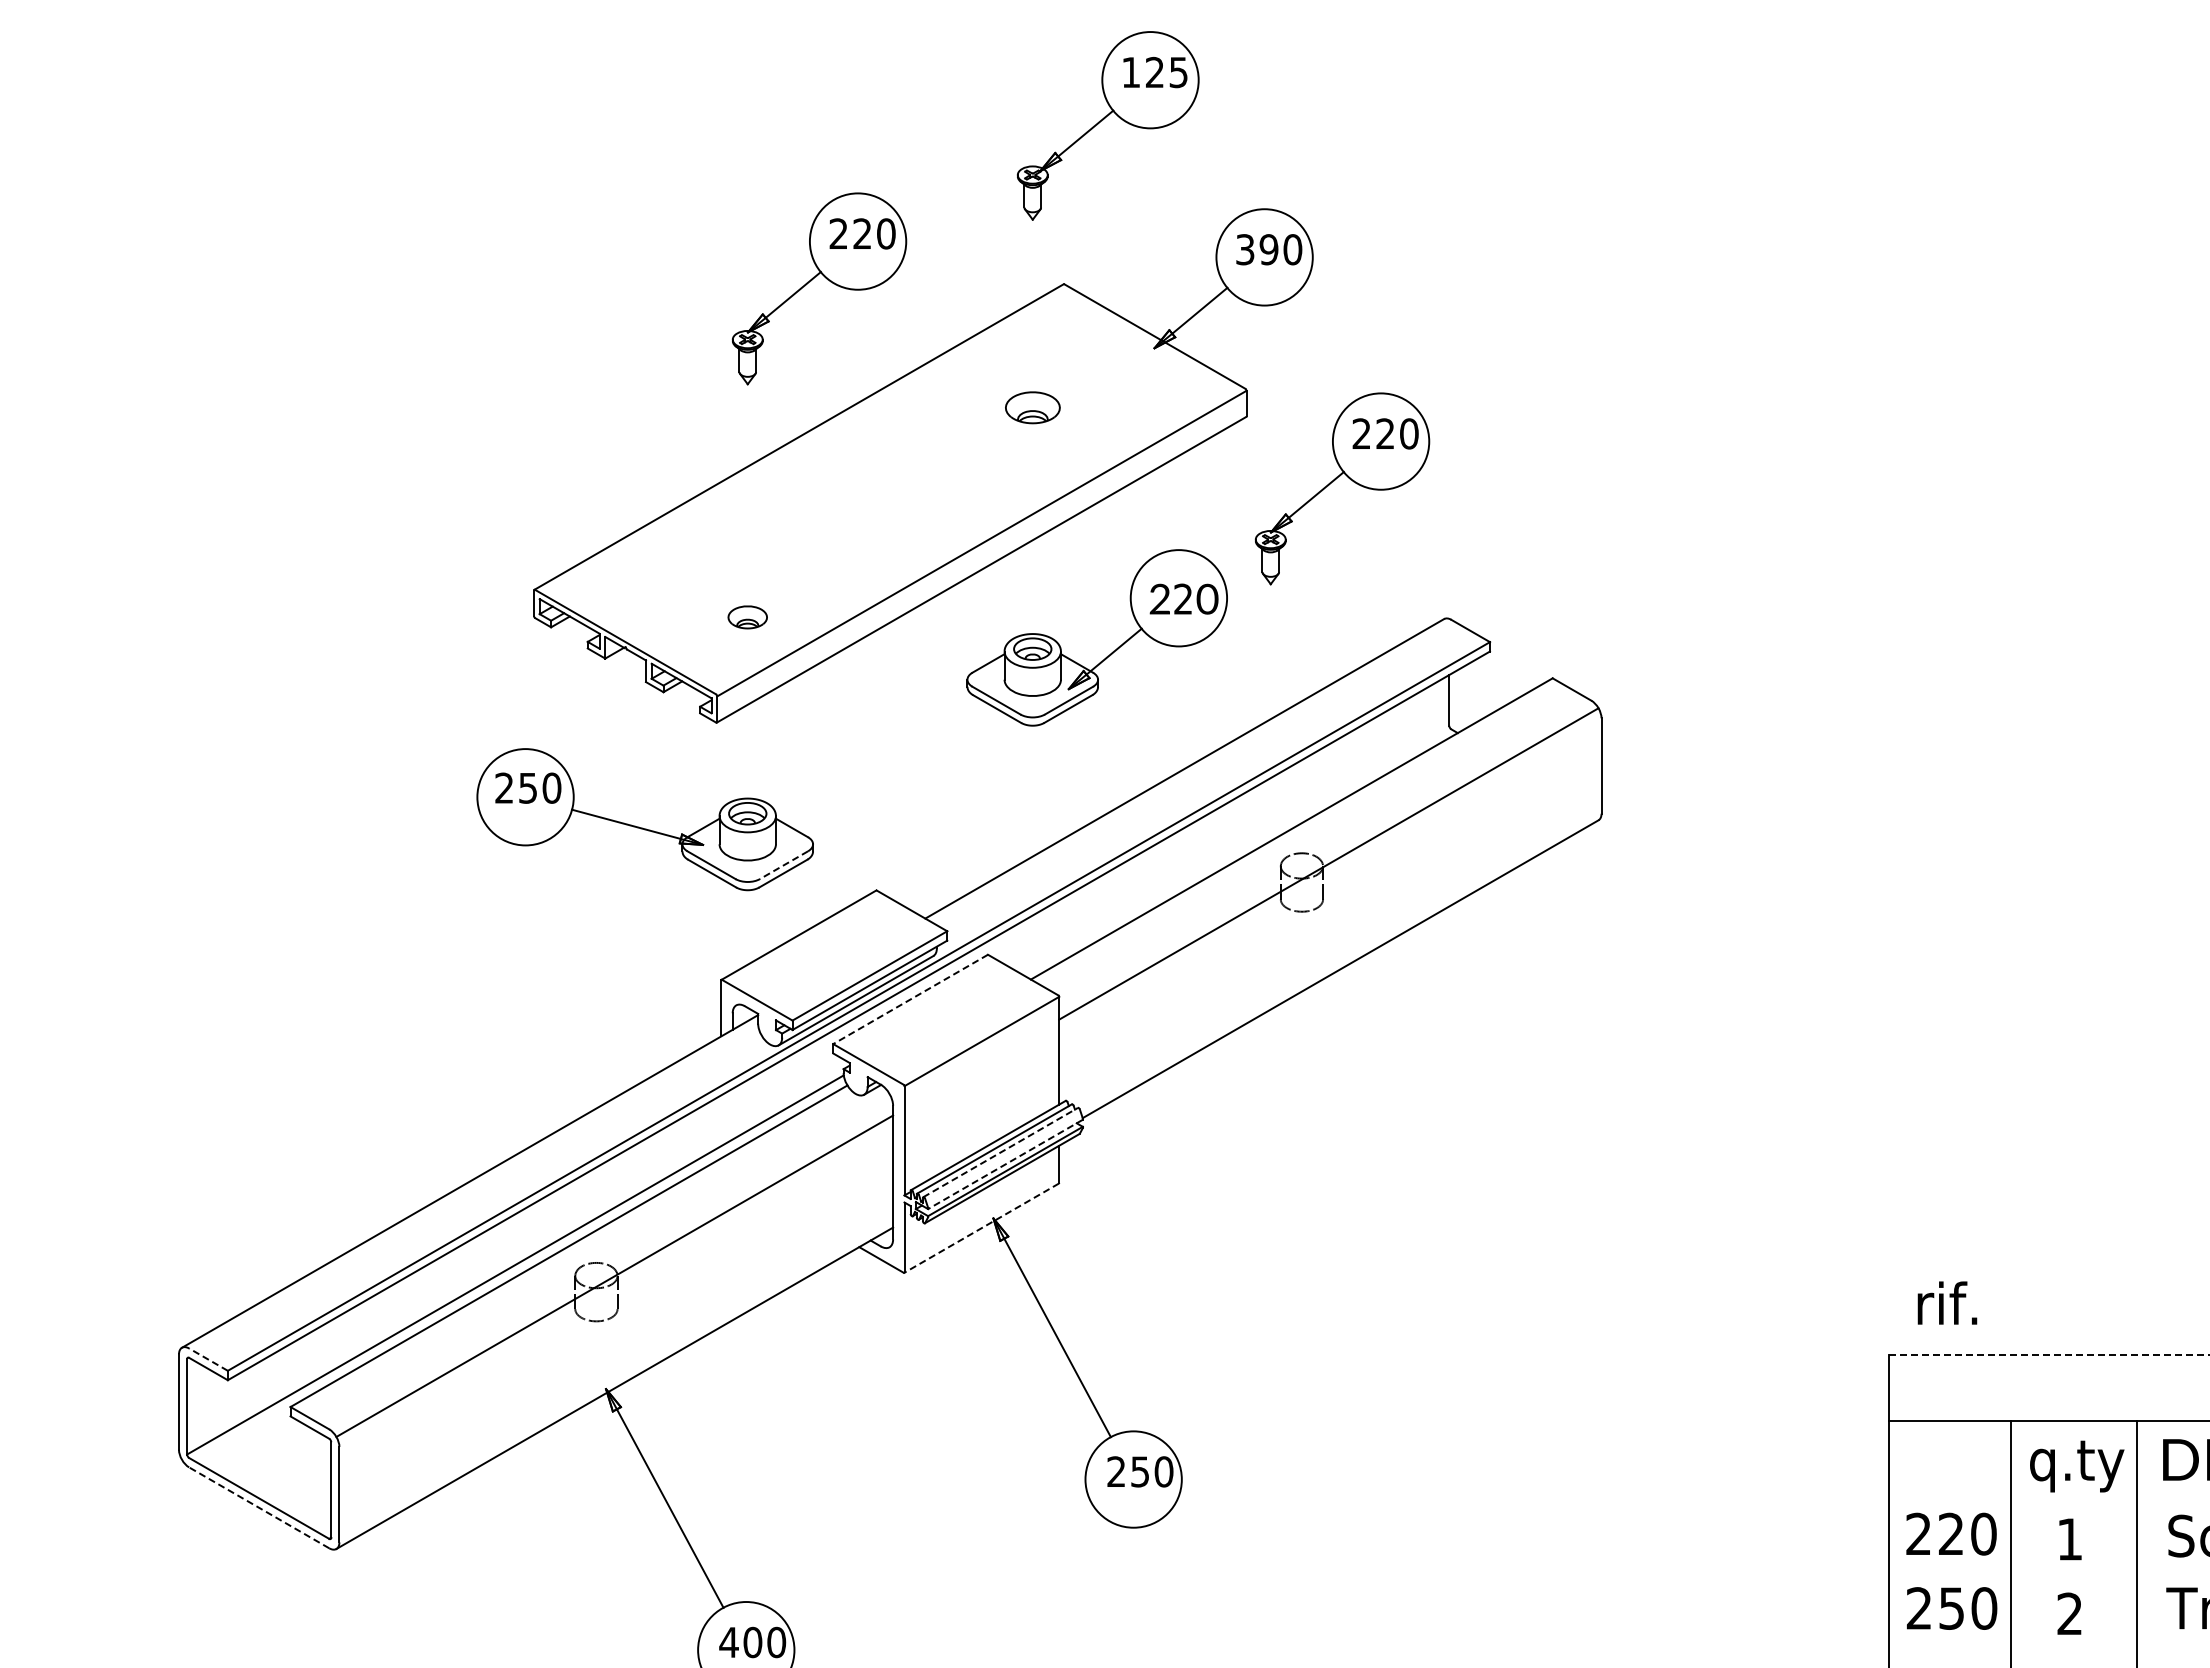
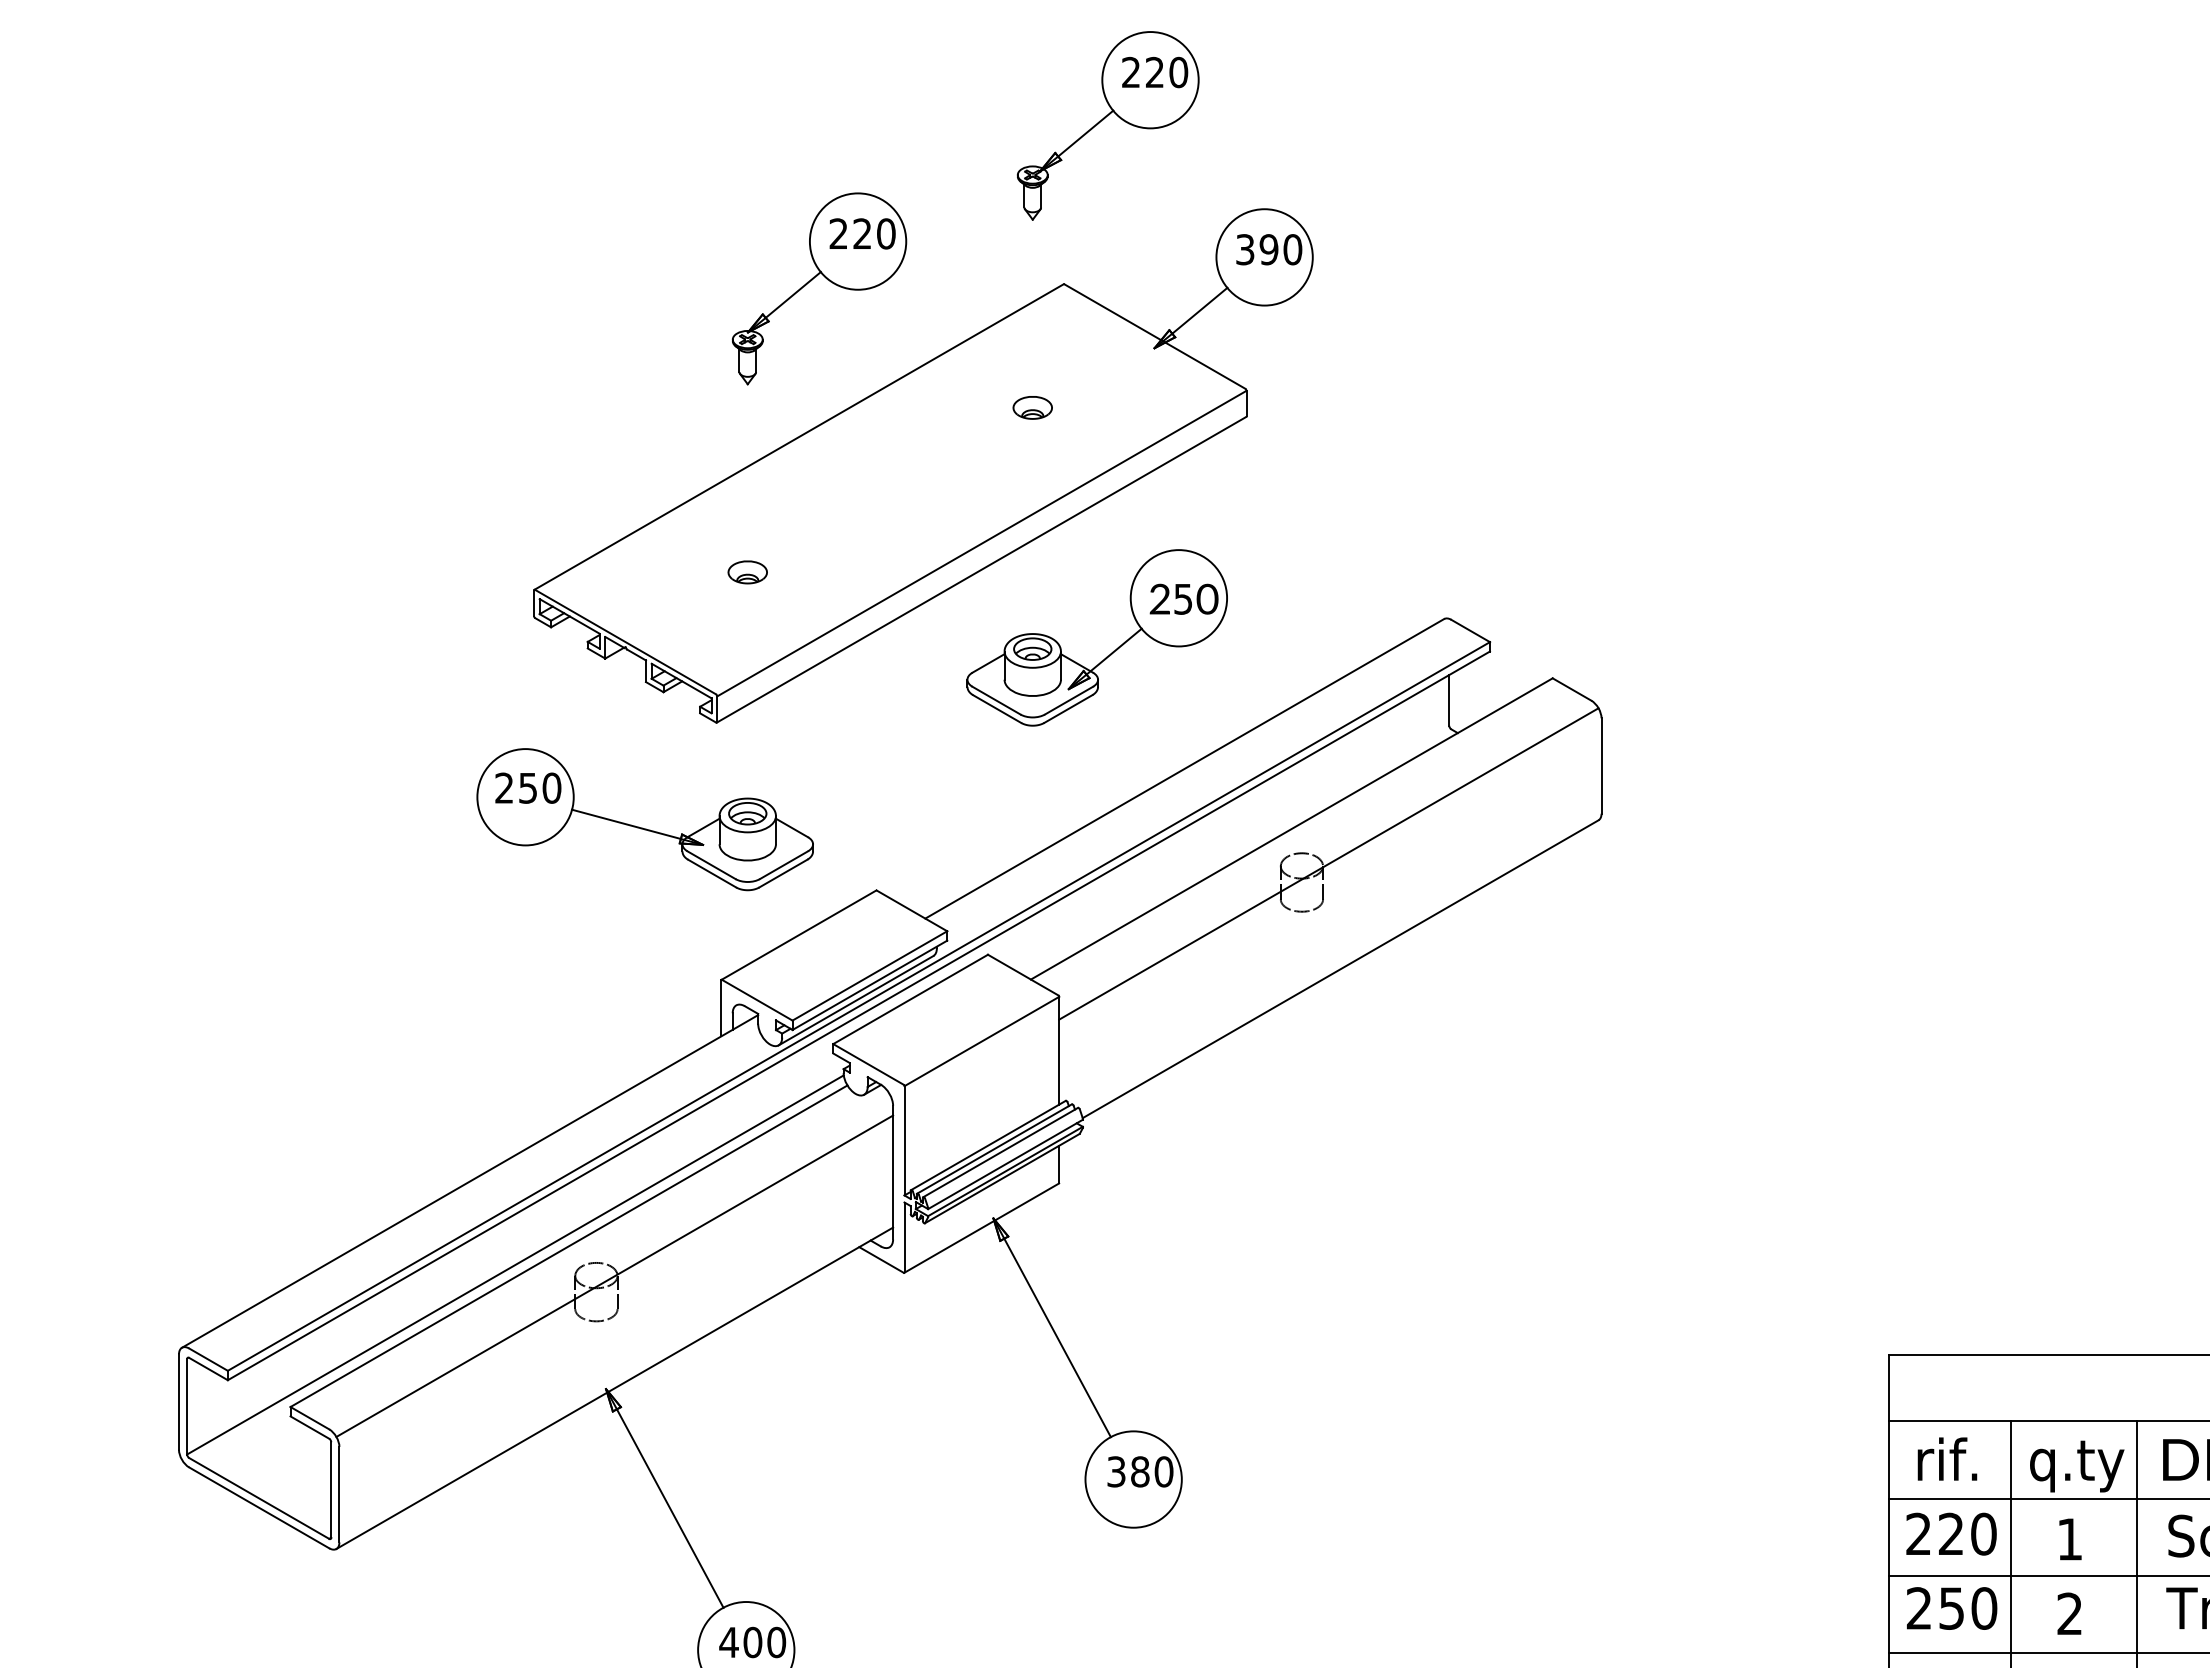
text: 125 -> 220 (1155, 72)
part size: 56x34 px -> 41x24 px (1032, 407)
part: present -> none (1335, 480)
text: 2 -> 5 (1183, 598)
part position: (747, 617) -> (747, 572) (747, 572)
line: dashed -> solid (784, 865)
line: dashed -> solid (910, 999)
line: dashed -> solid (1000, 1152)
line: dashed -> solid (1005, 1164)
line: dashed -> solid (981, 1228)
text position: (1947, 1302) -> (1947, 1458) (1947, 1458)
line: dashed -> solid (2049, 1354)
line: dashed -> solid (208, 1359)
text: 250 -> 380 (1128, 1471)
line: none -> present (2047, 1498)
line: dashed -> solid (259, 1507)
line: none -> present (2047, 1576)
line: none -> present (2047, 1653)
